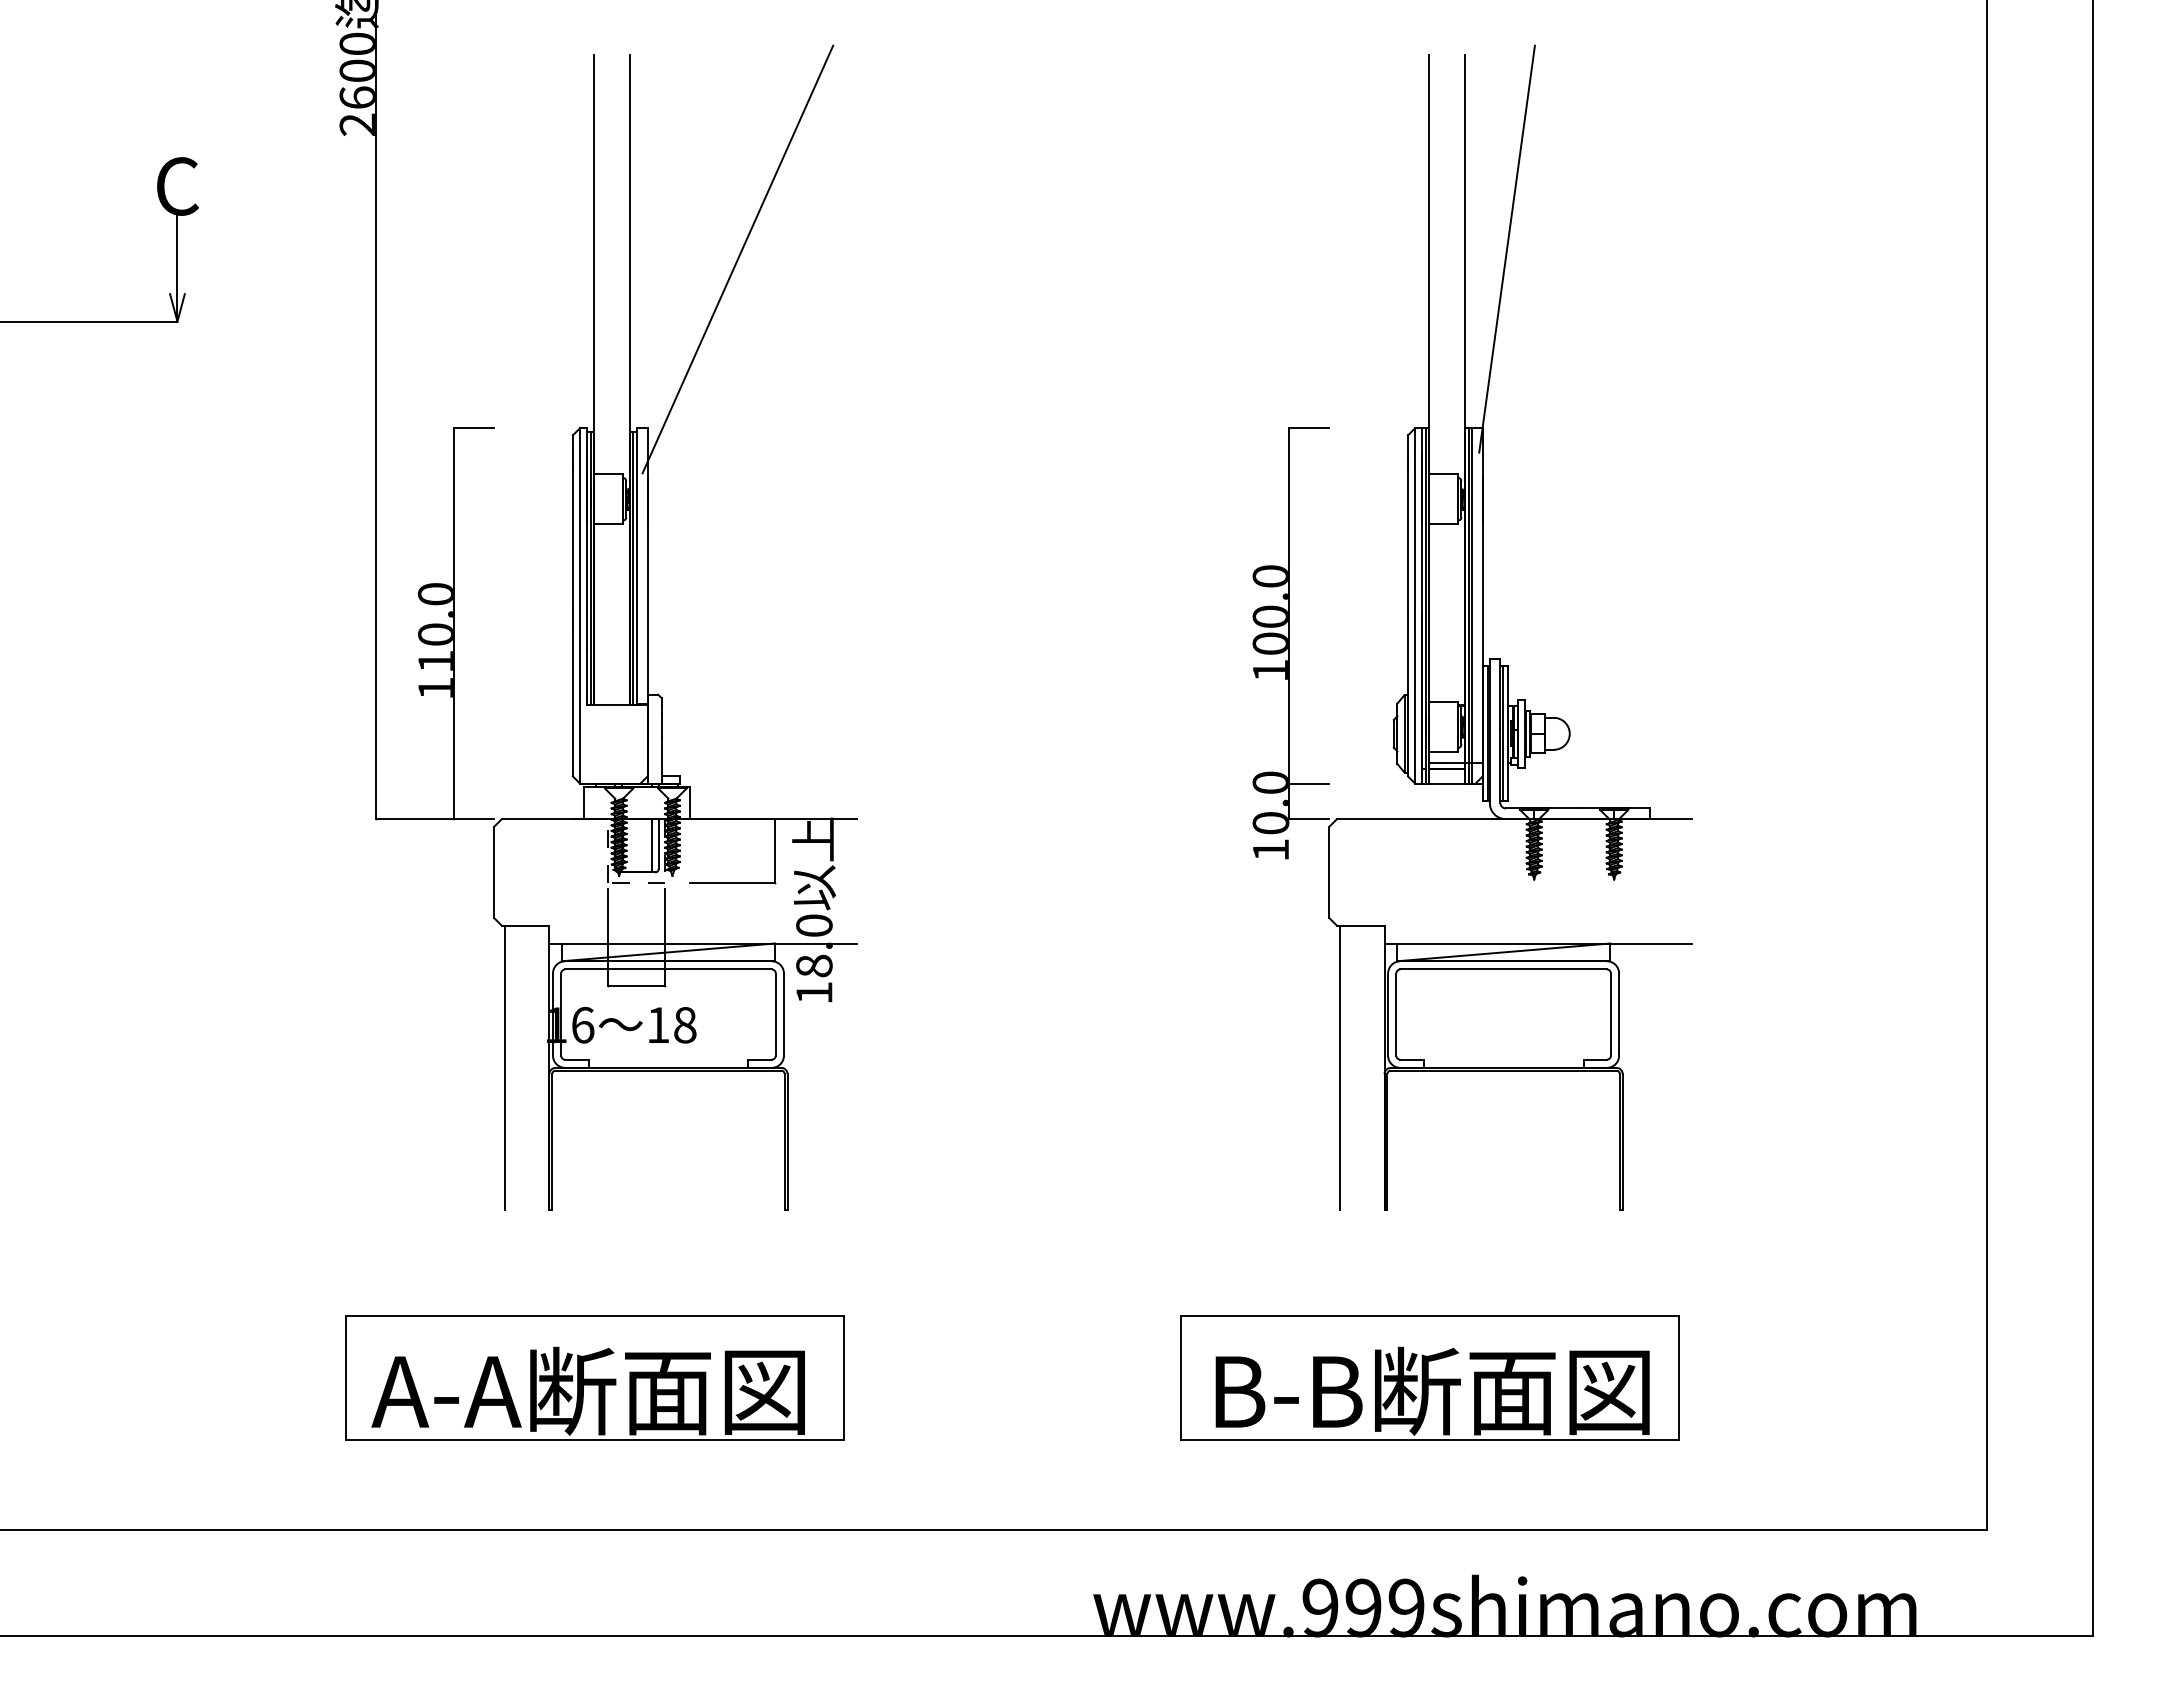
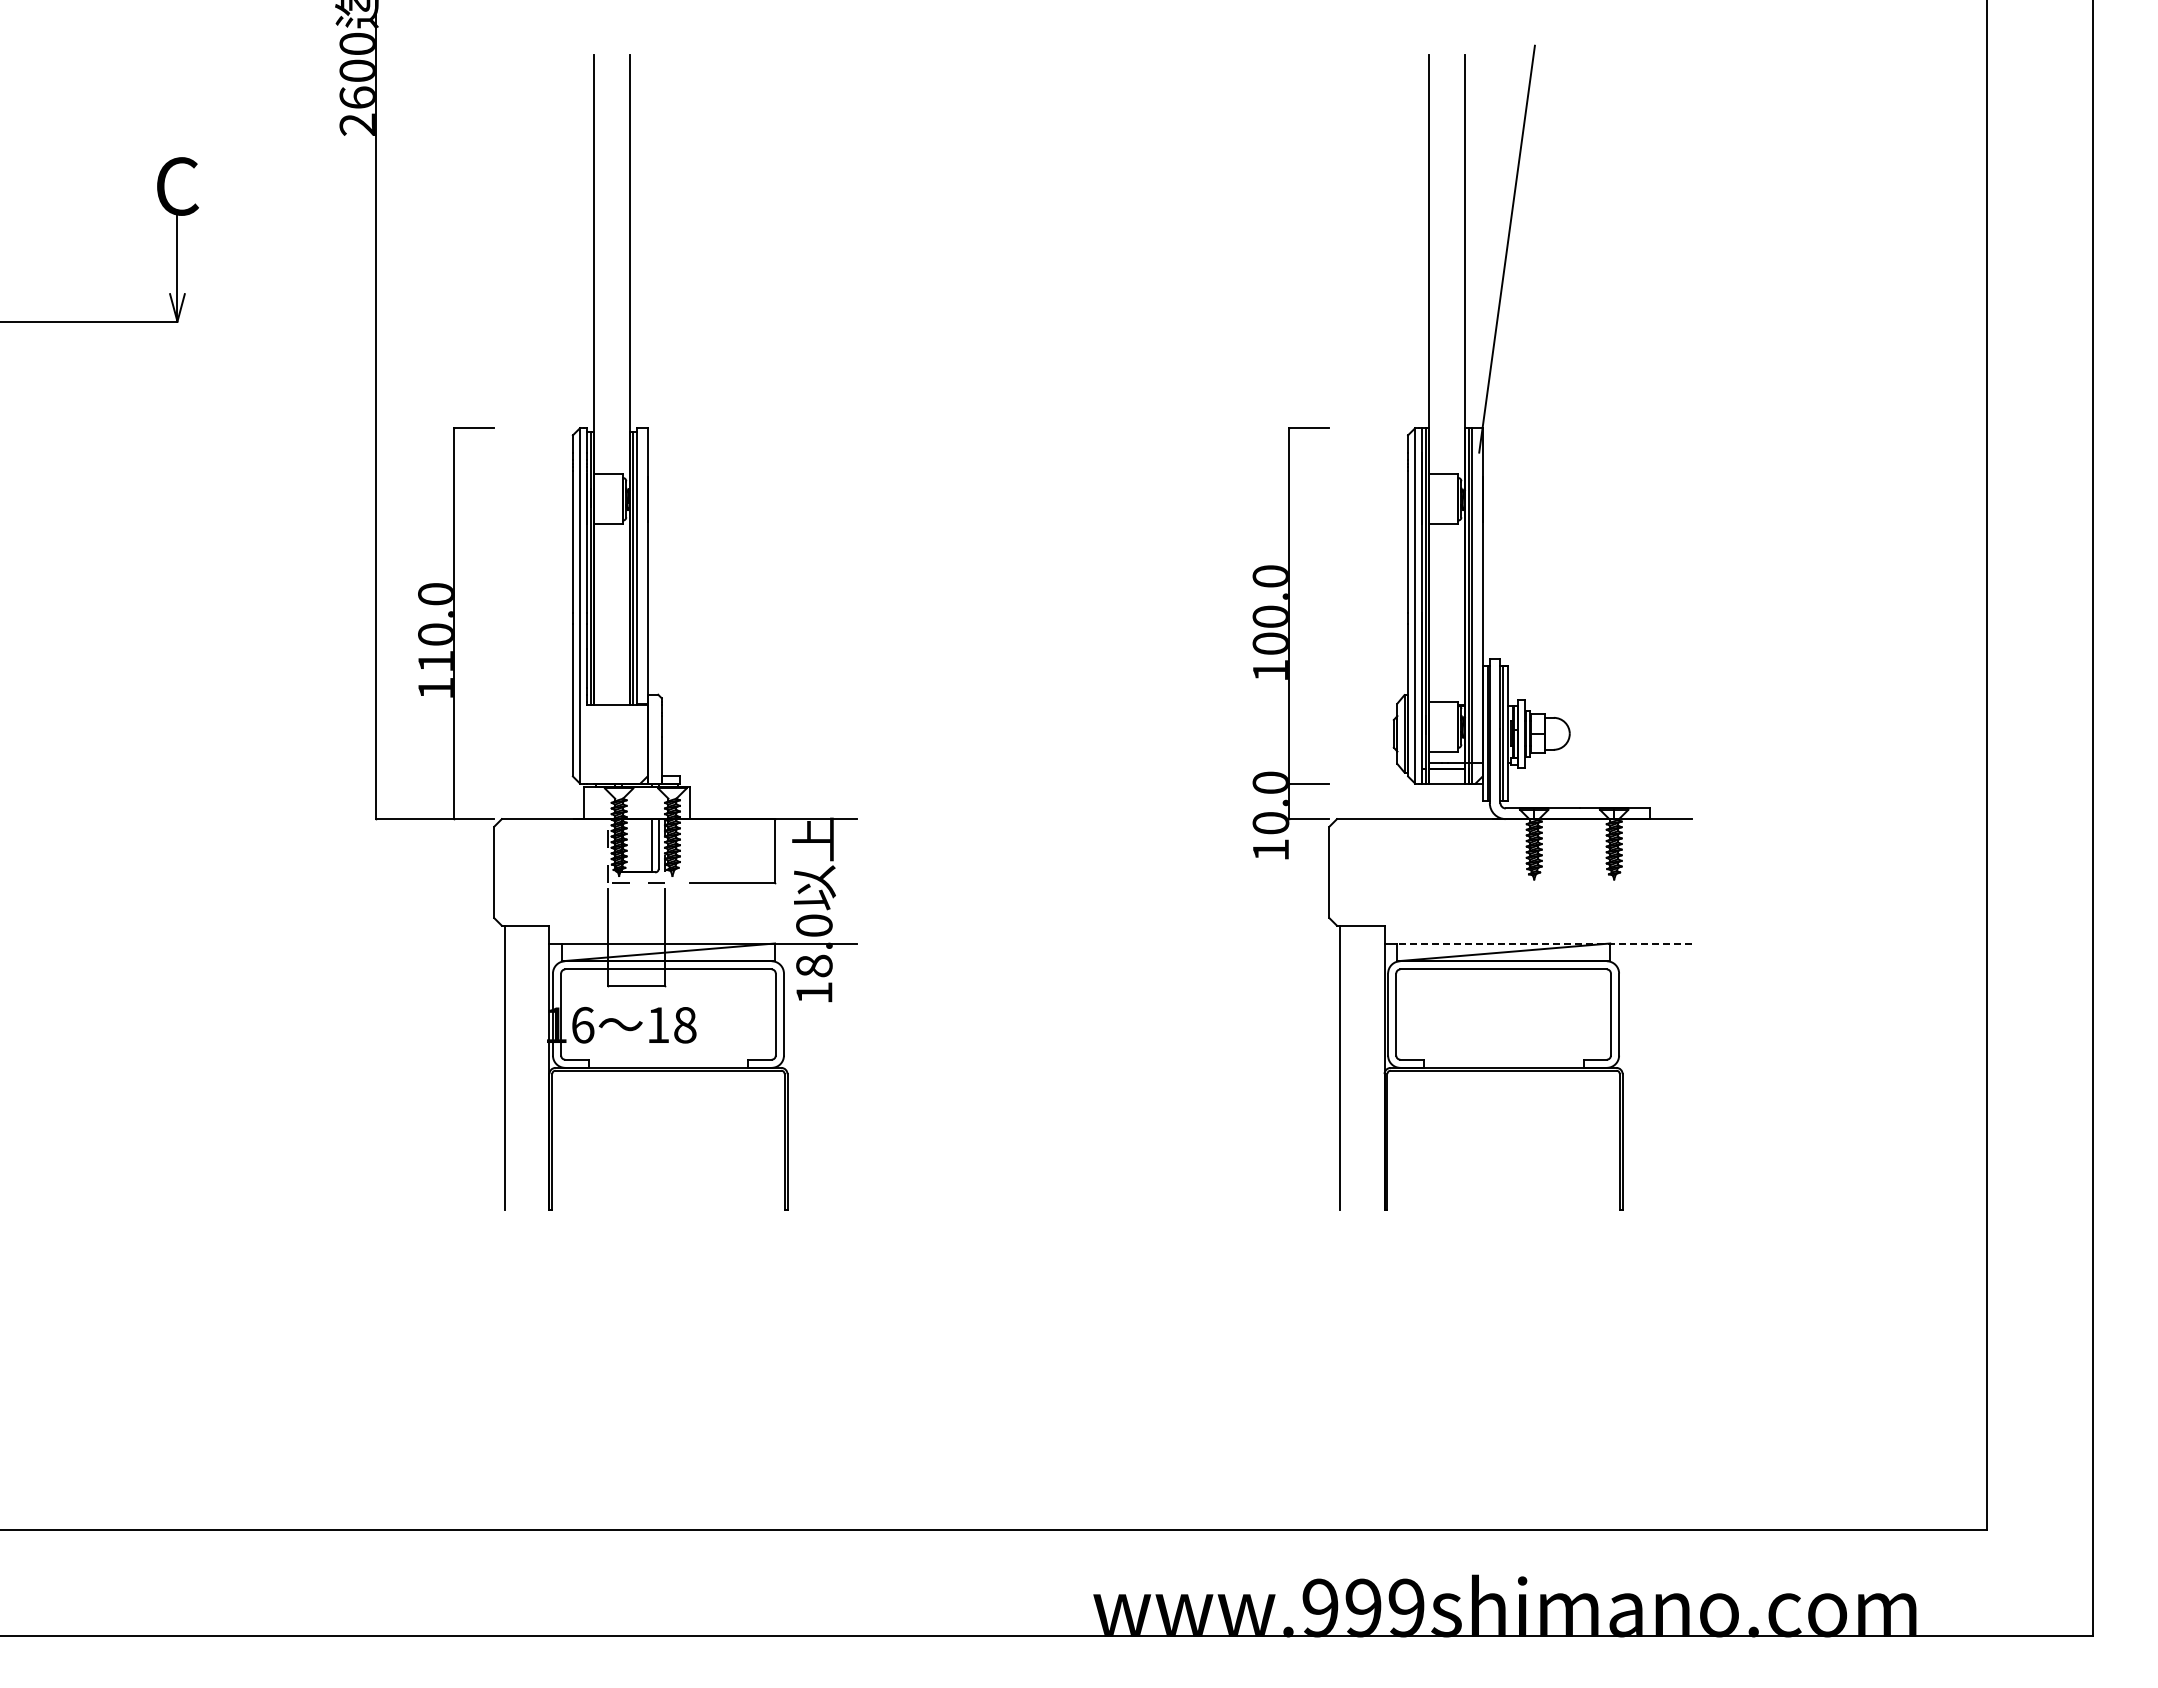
line: present -> none (737, 259)
line: solid -> dashed (1544, 943)
part: present -> none (594, 1377)
part: present -> none (1429, 1377)
